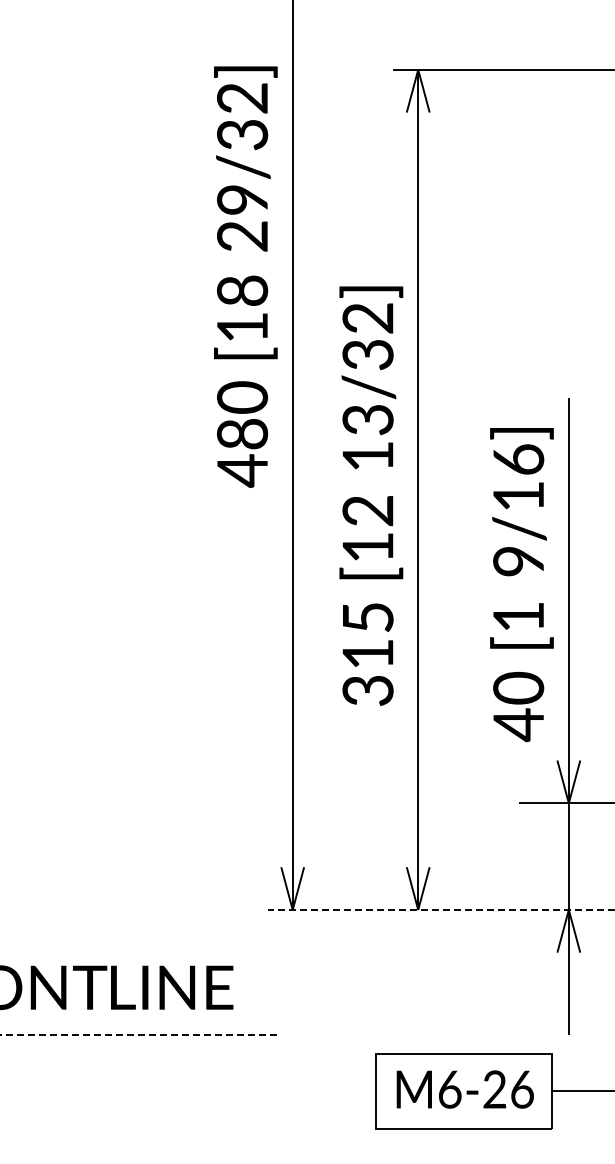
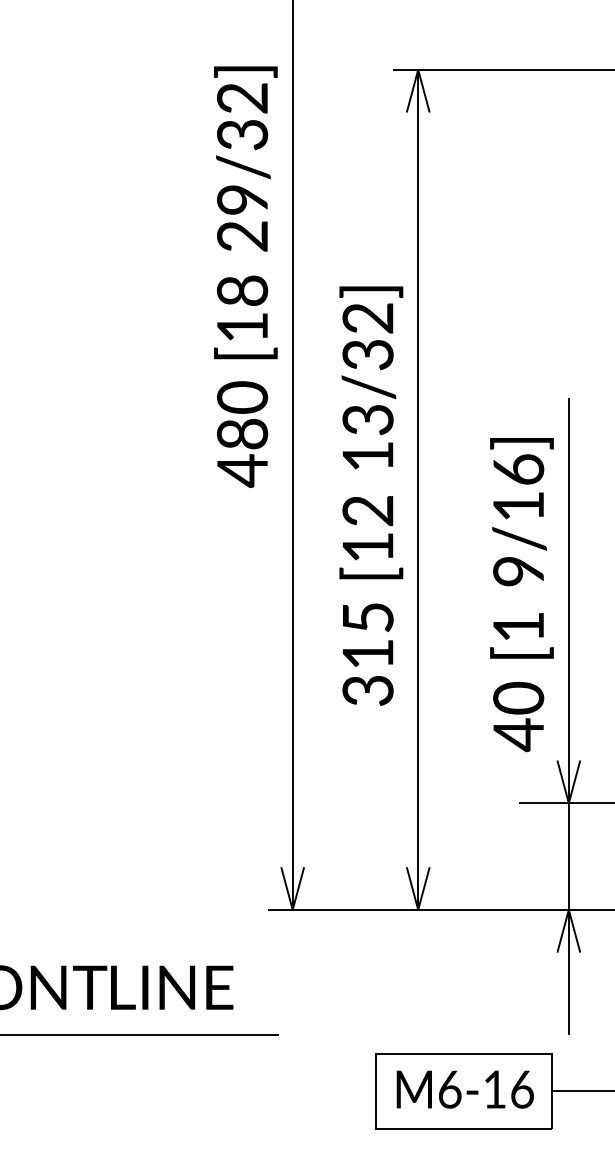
text position: (521, 585) -> (521, 595) (521, 595)
line: dashed -> solid (440, 909)
line: dashed -> solid (140, 1034)
text: M6-26 -> M6-16 (494, 1089)
